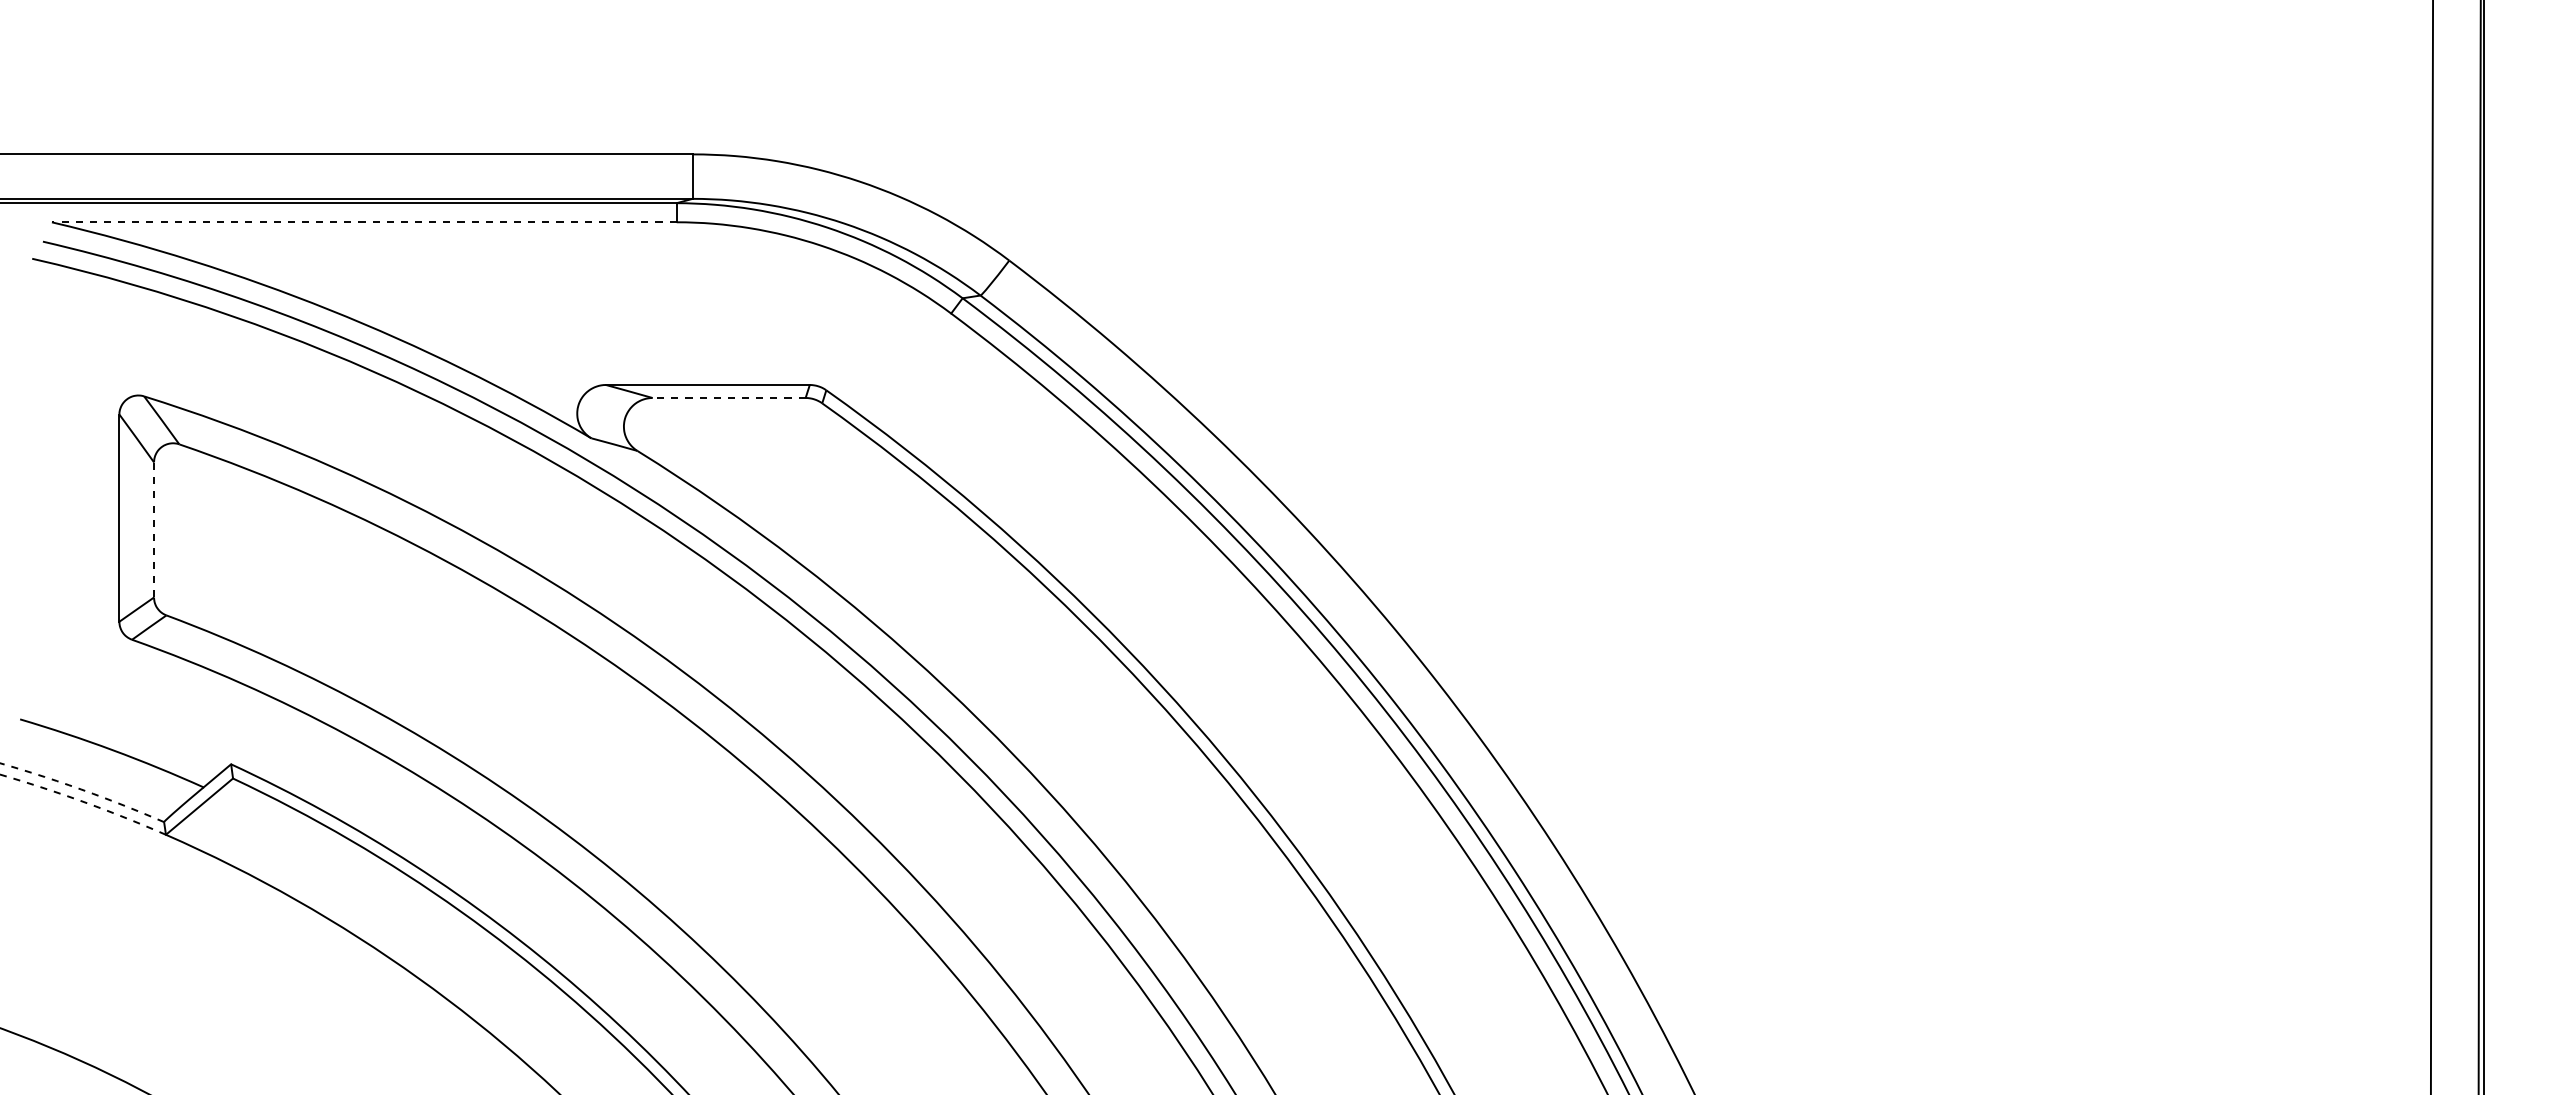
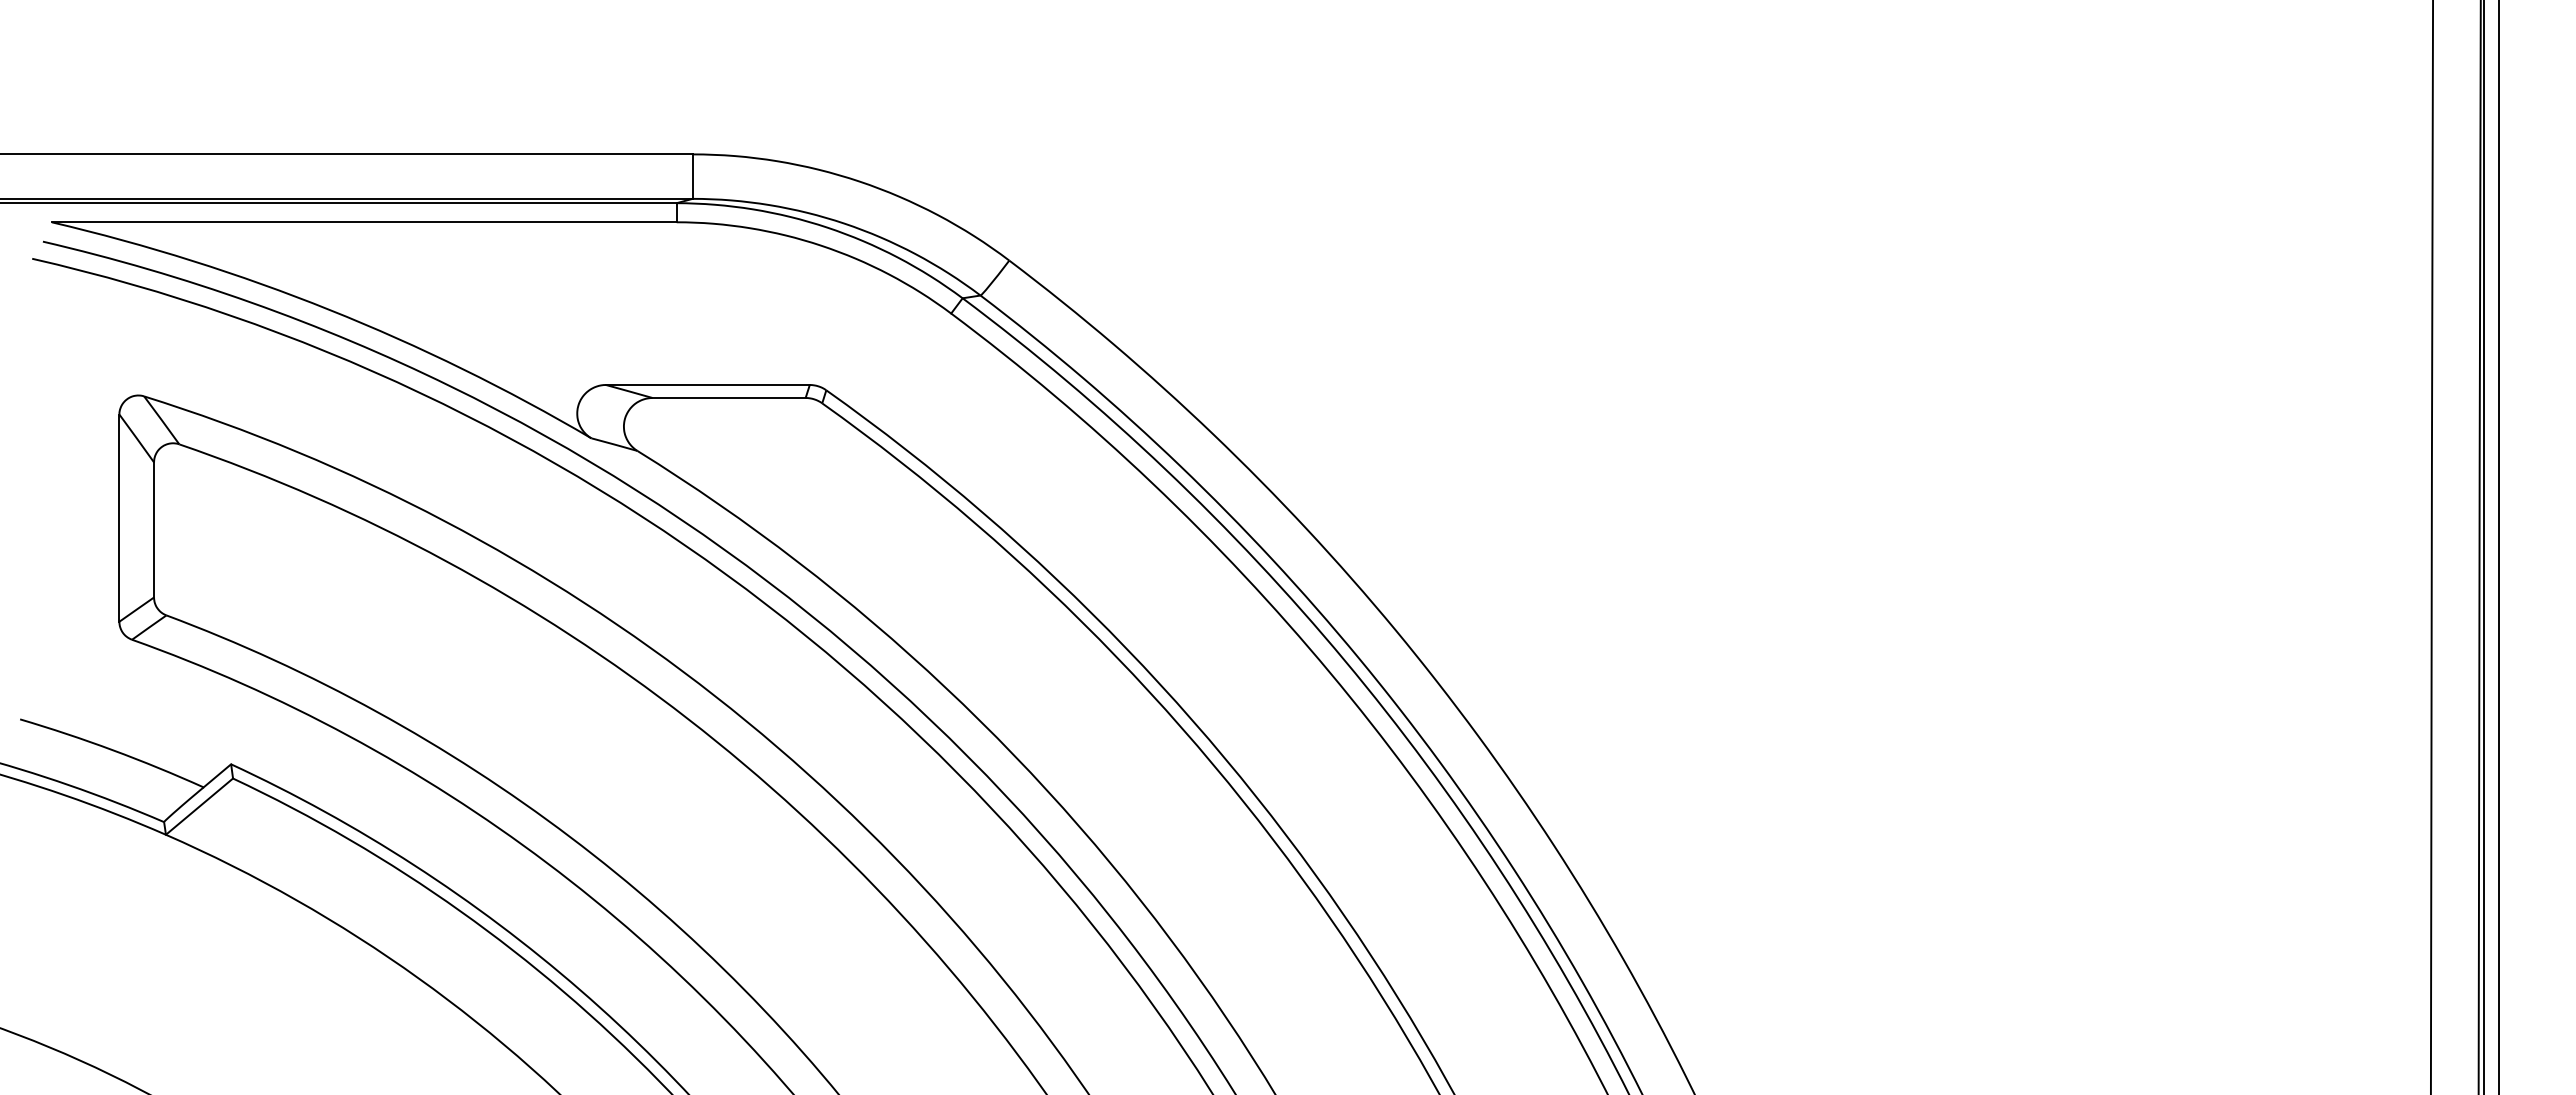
line: dashed -> solid (363, 222)
line: dashed -> solid (729, 398)
line: dashed -> solid (154, 529)
line: none -> present (2498, 546)
arc: dashed -> solid (82, 790)
arc: dashed -> solid (83, 802)
